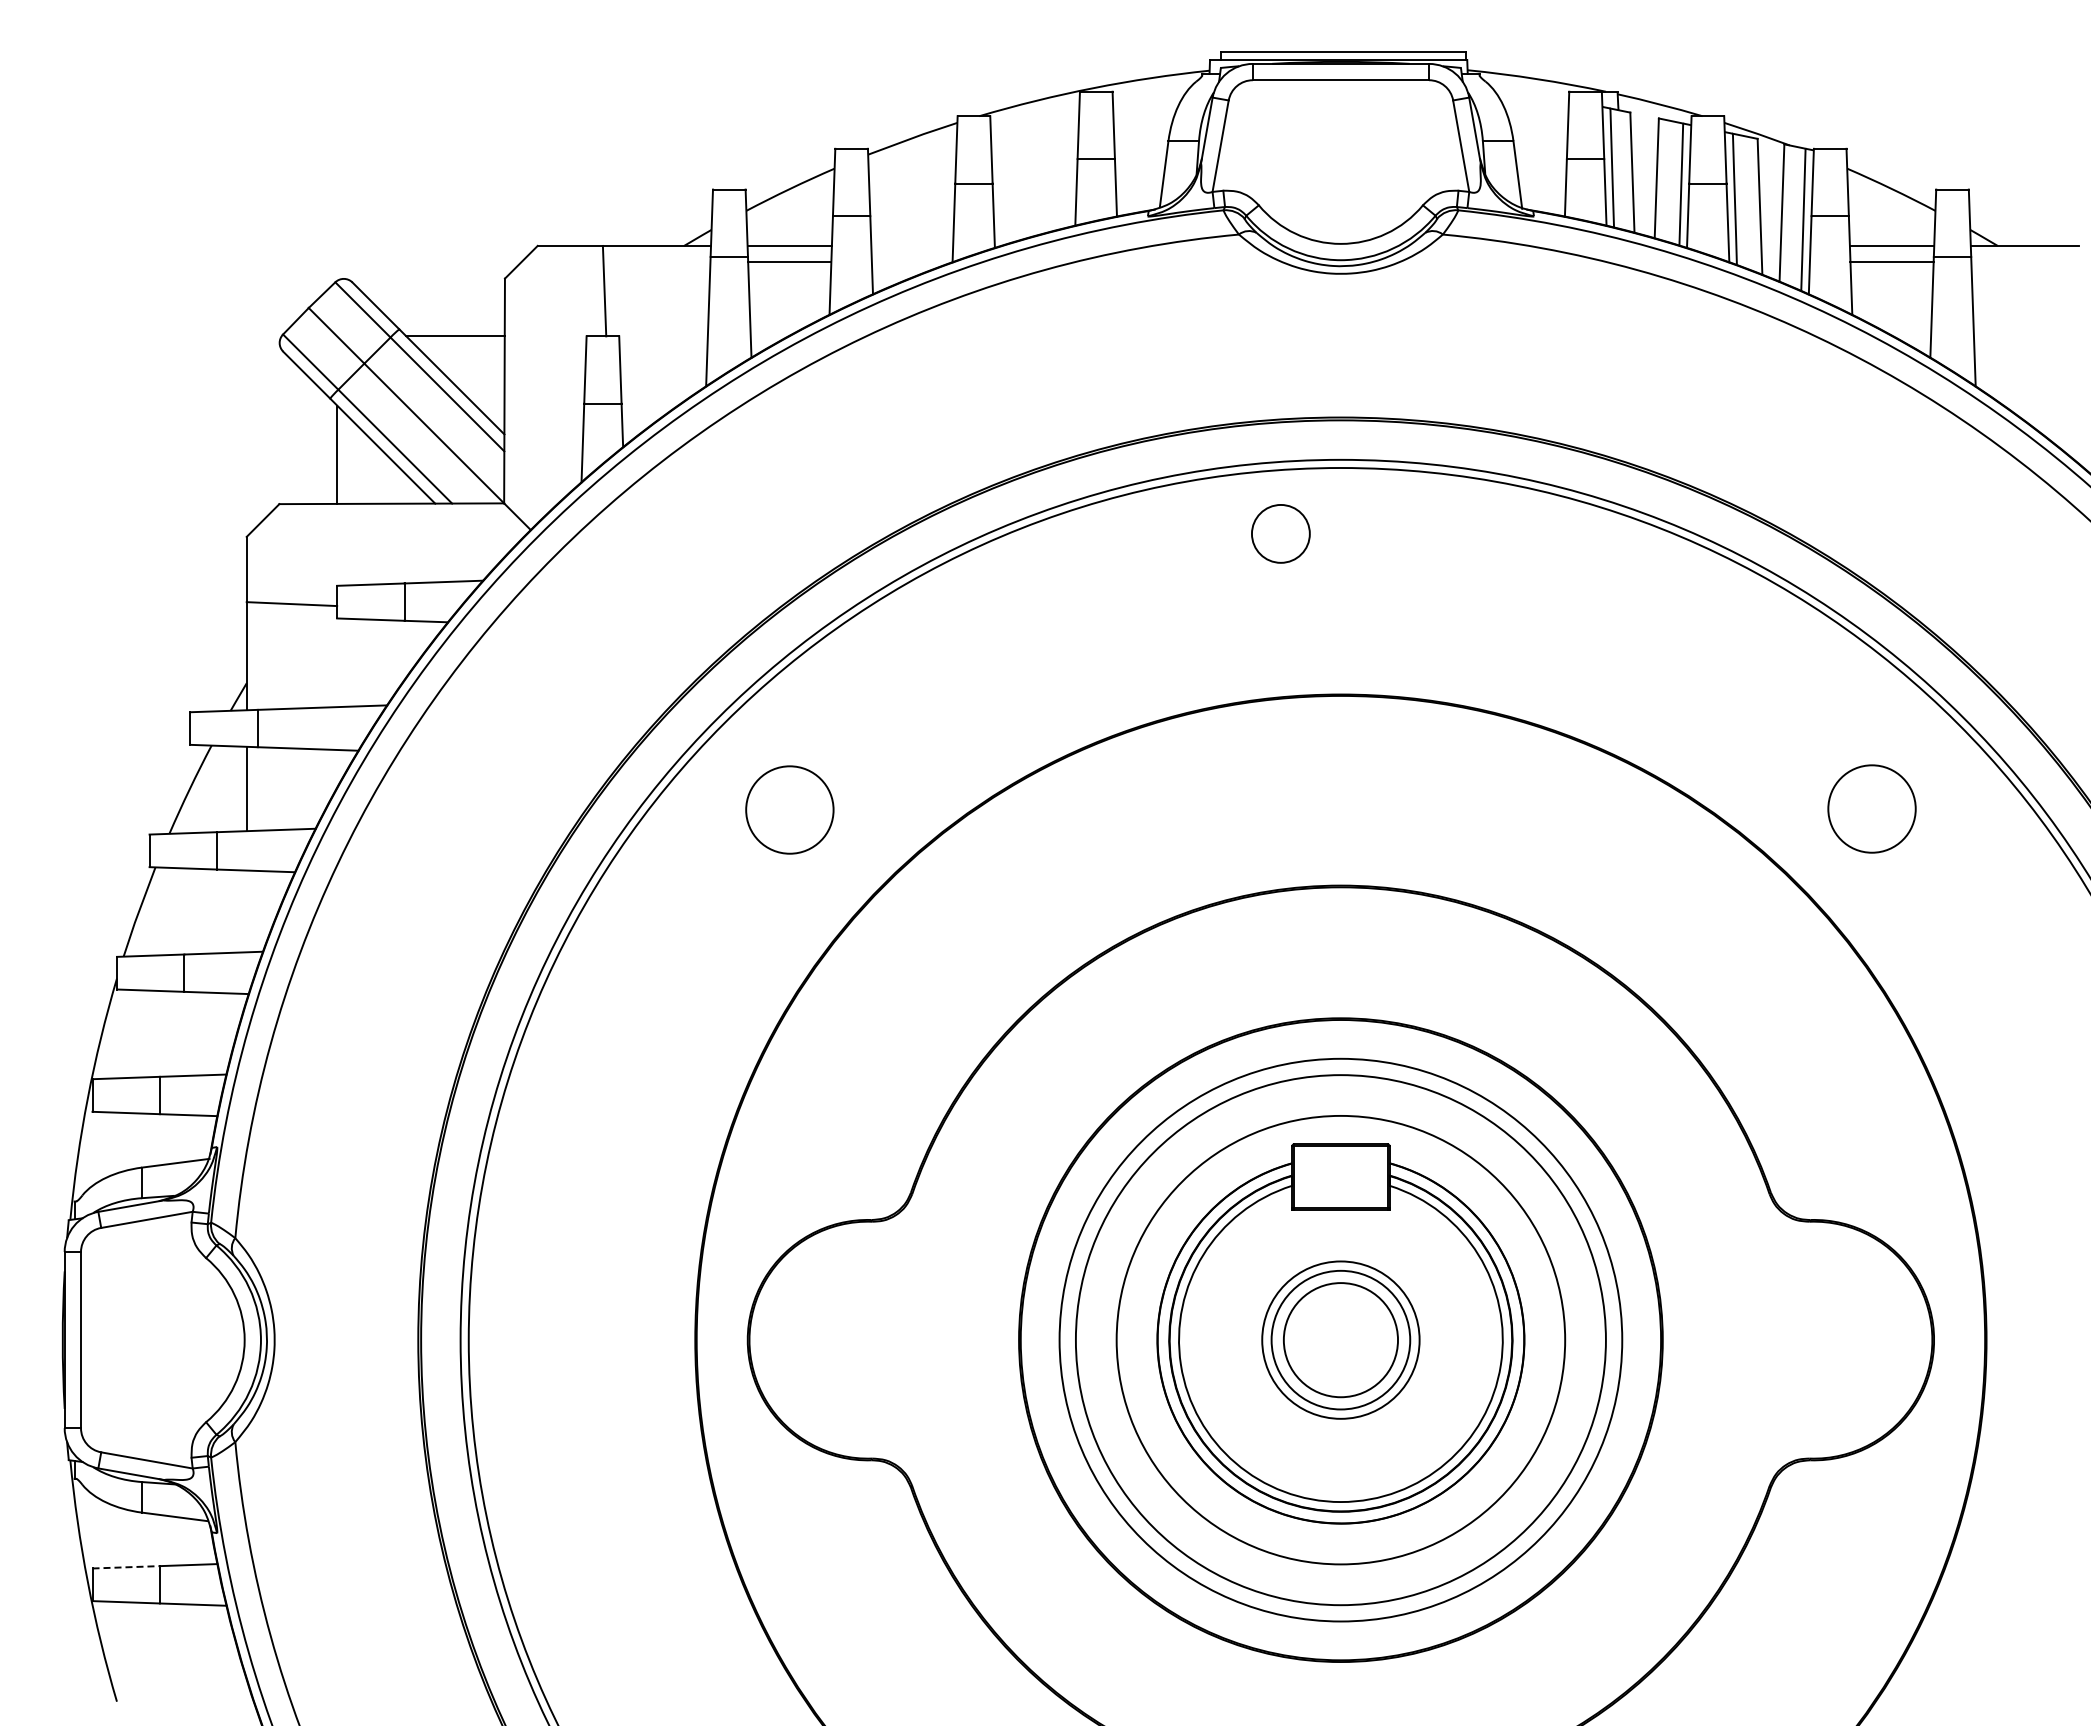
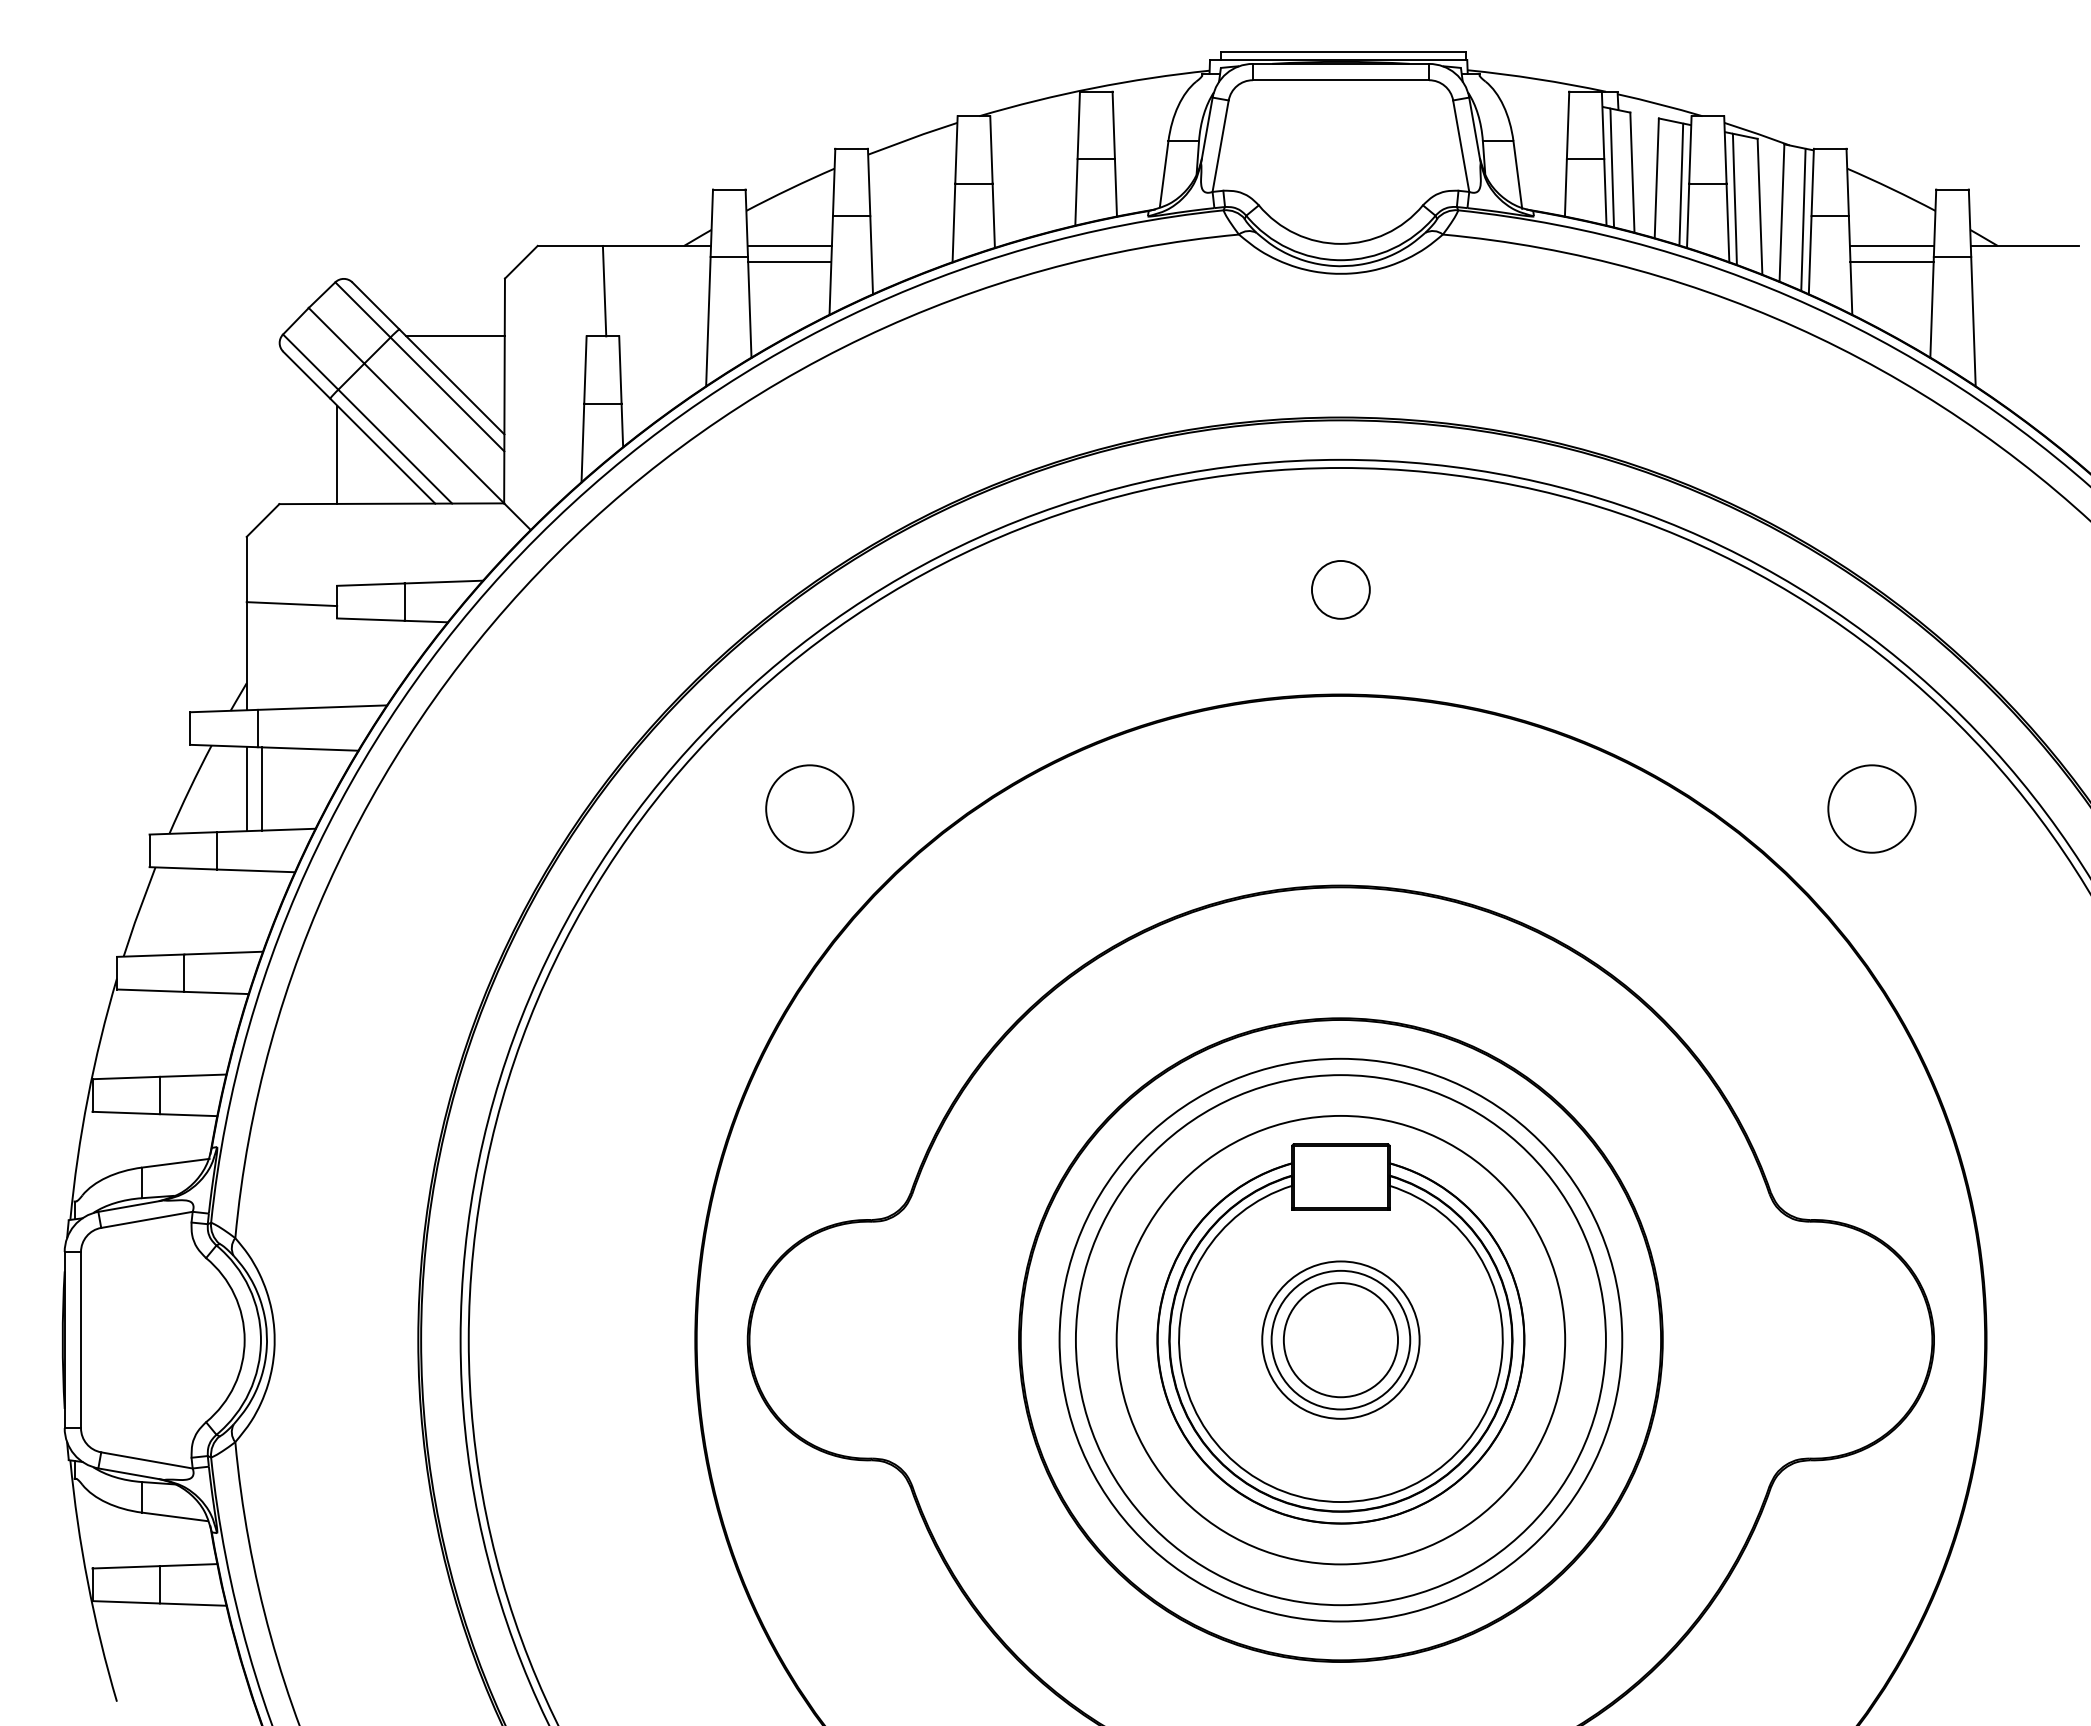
circle position: (1280, 533) -> (1340, 589) (1340, 589)
line: none -> present (262, 788)
circle position: (789, 809) -> (809, 808) (809, 808)
line: dashed -> solid (126, 1567)
